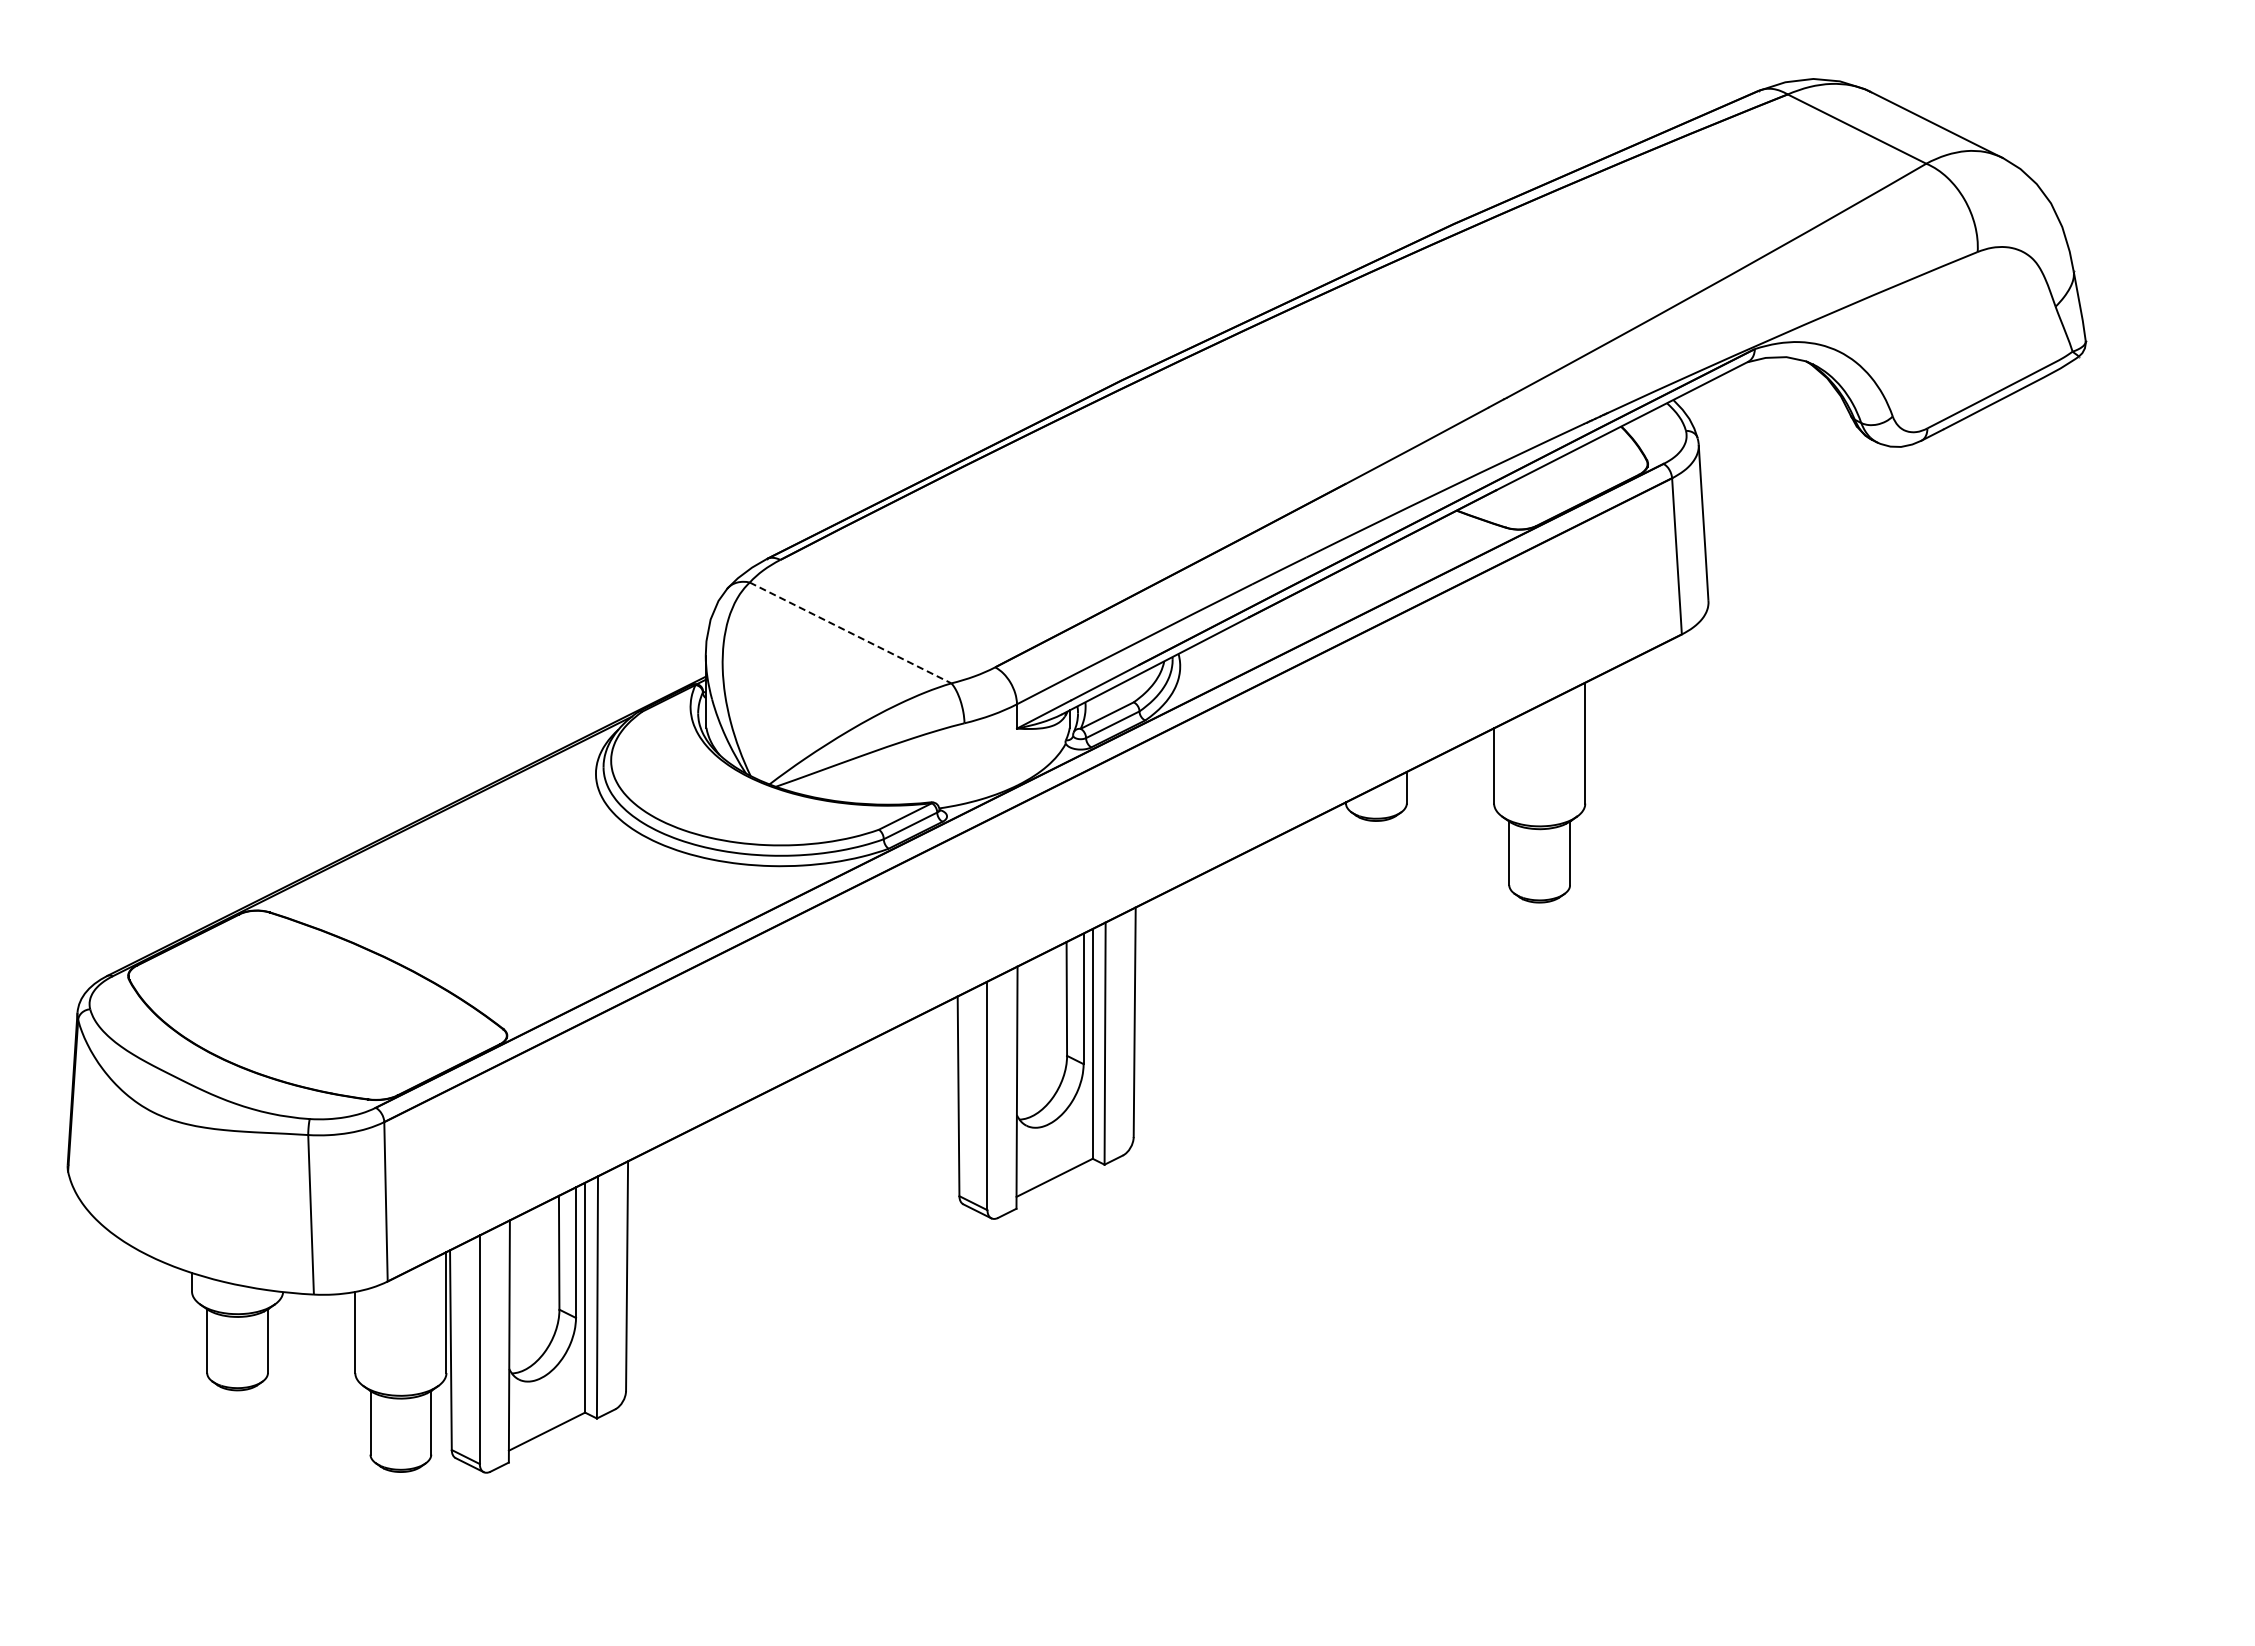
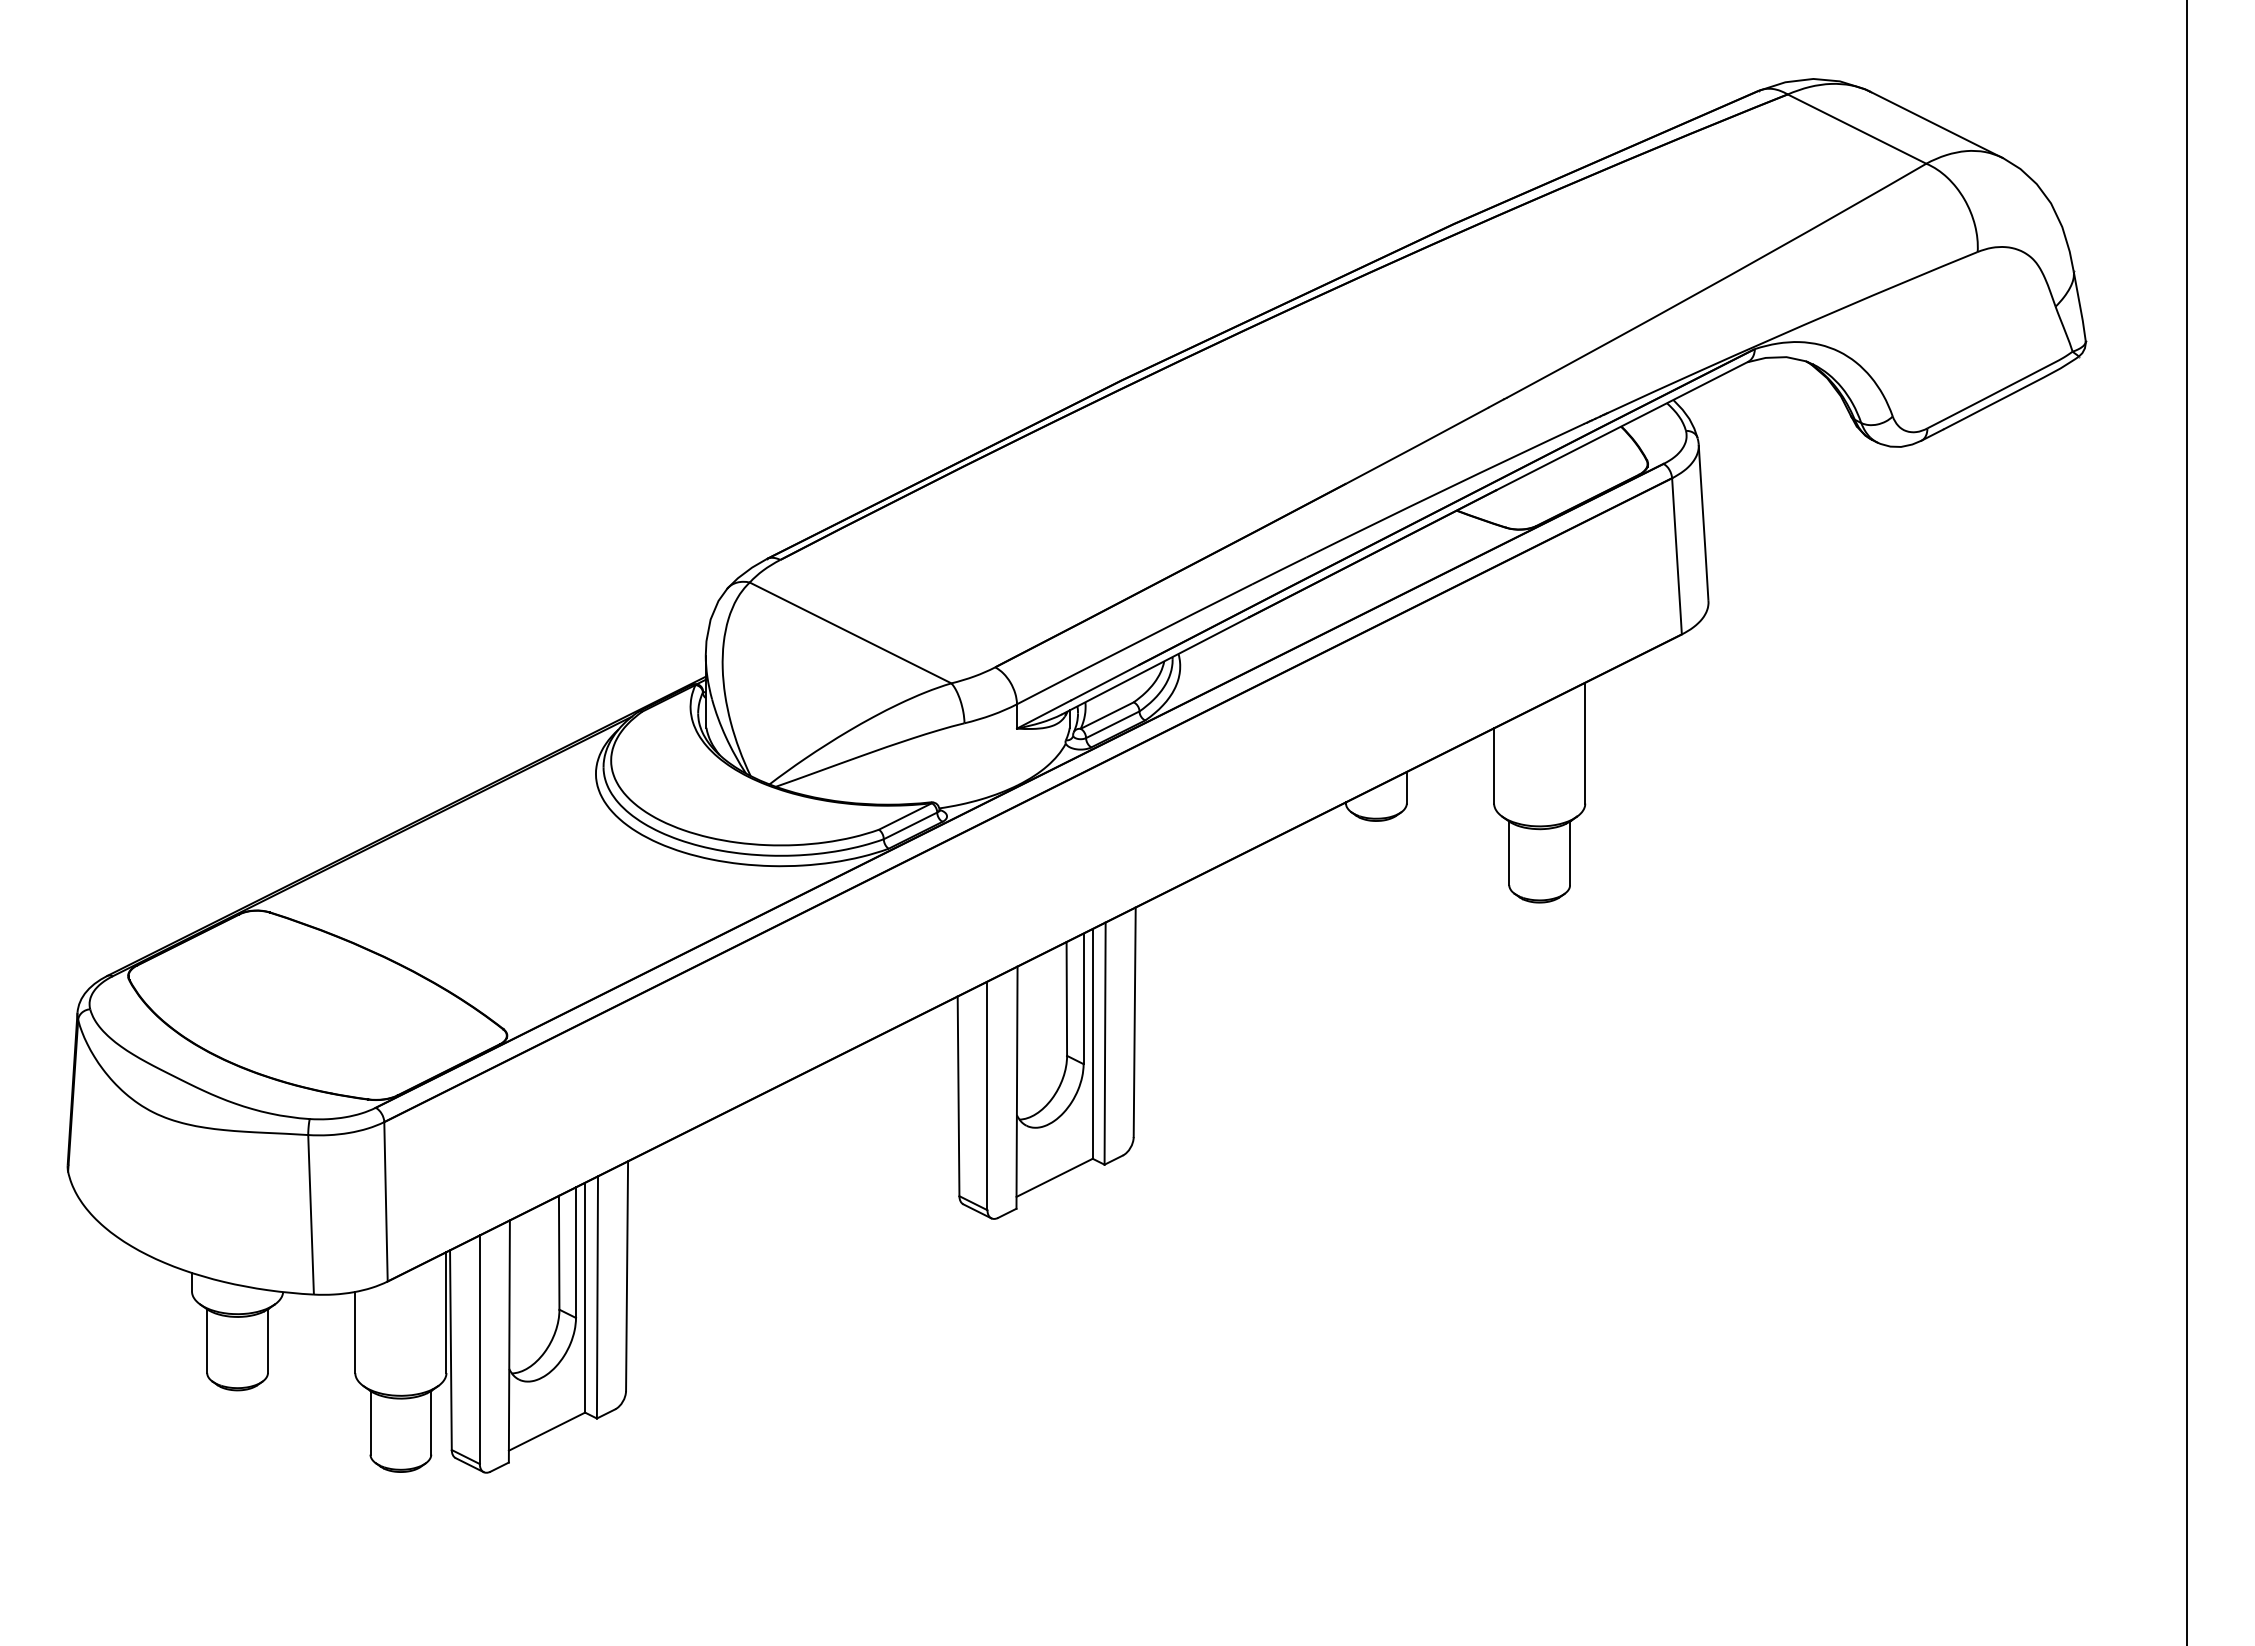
line: dashed -> solid (850, 632)
line: none -> present (2187, 822)
